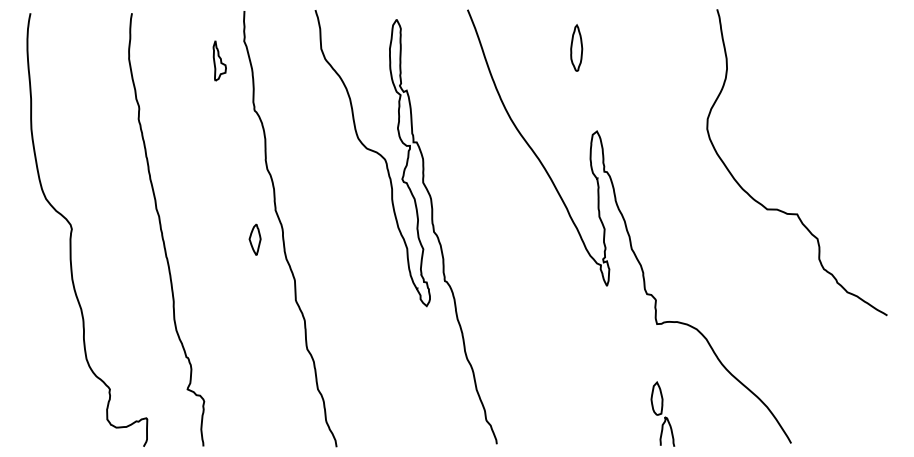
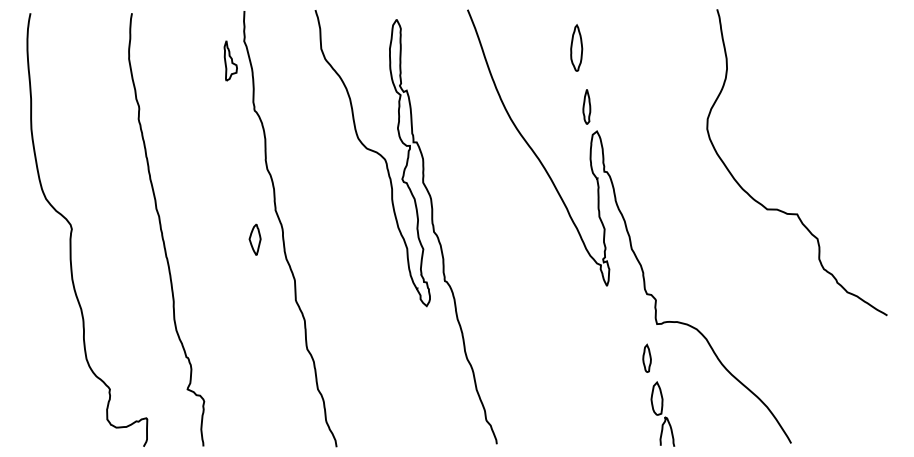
part position: (219, 60) -> (230, 60) (230, 60)
part: none -> present (586, 106)
part: none -> present (646, 357)
